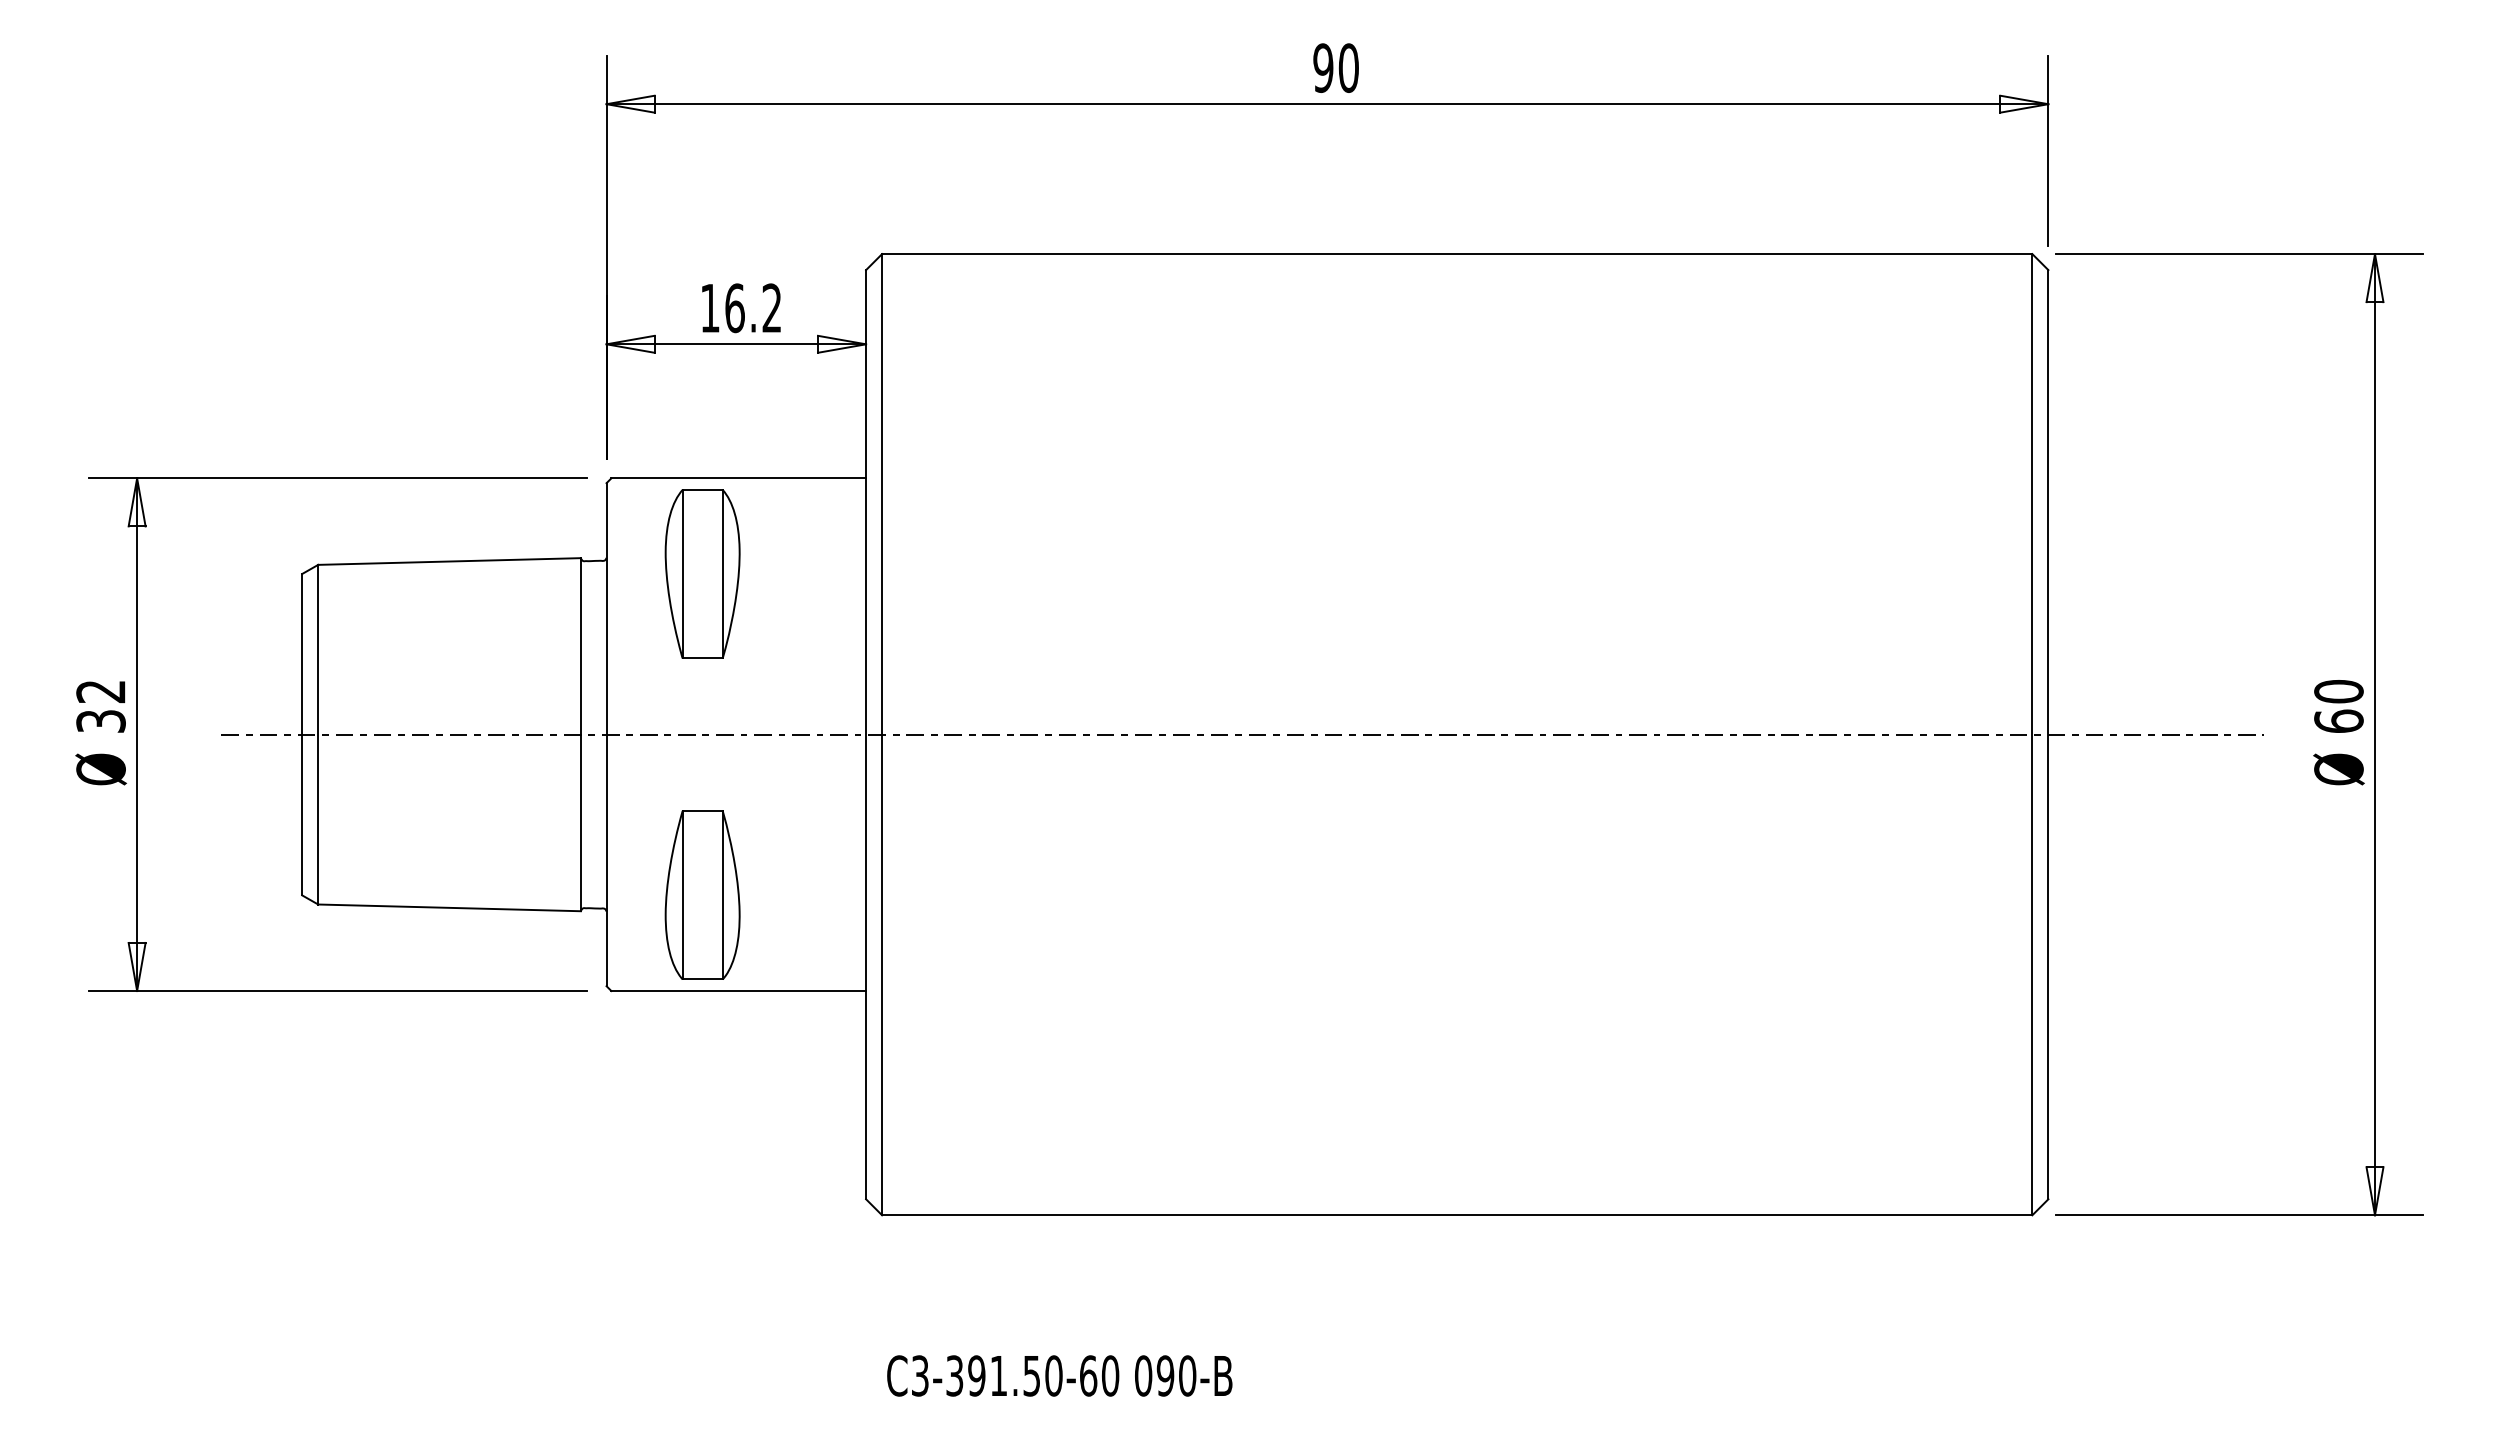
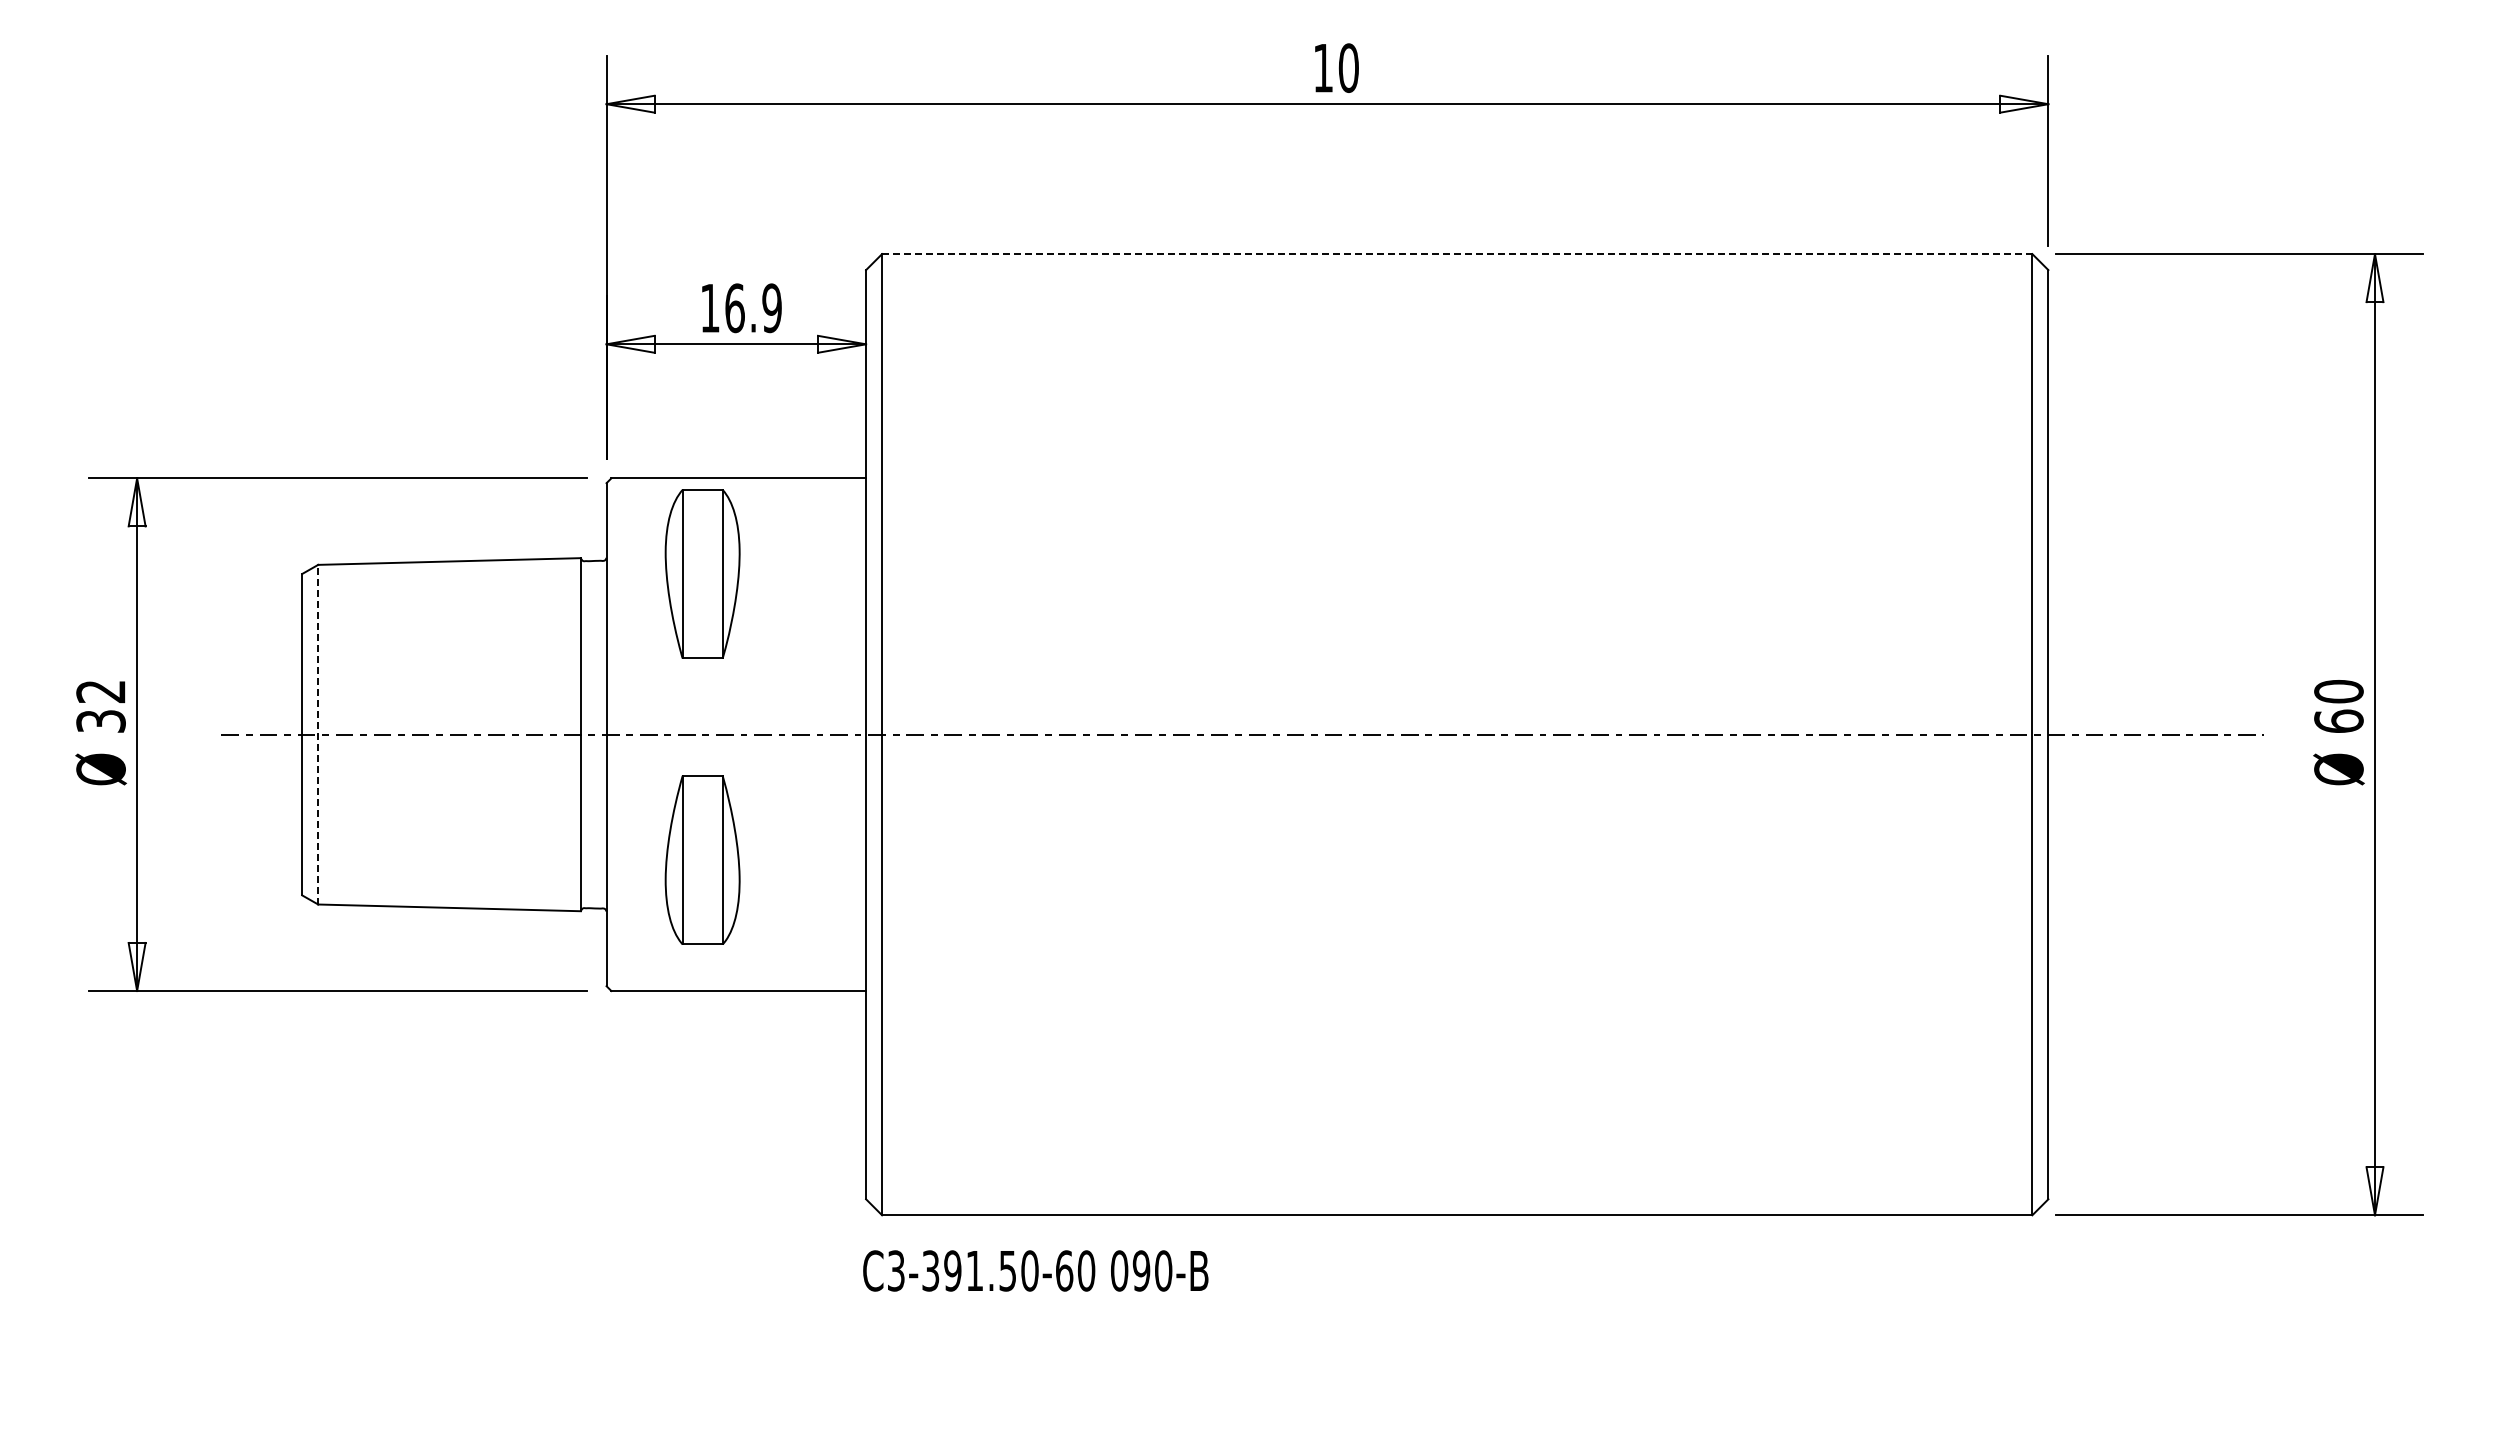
text: 90 -> 10 (1323, 68)
line: solid -> dashed (1457, 254)
text: 16.2 -> 16.9 (771, 308)
line: solid -> dashed (318, 734)
part position: (702, 894) -> (702, 859) (702, 859)
text position: (1059, 1375) -> (1035, 1270) (1035, 1270)
